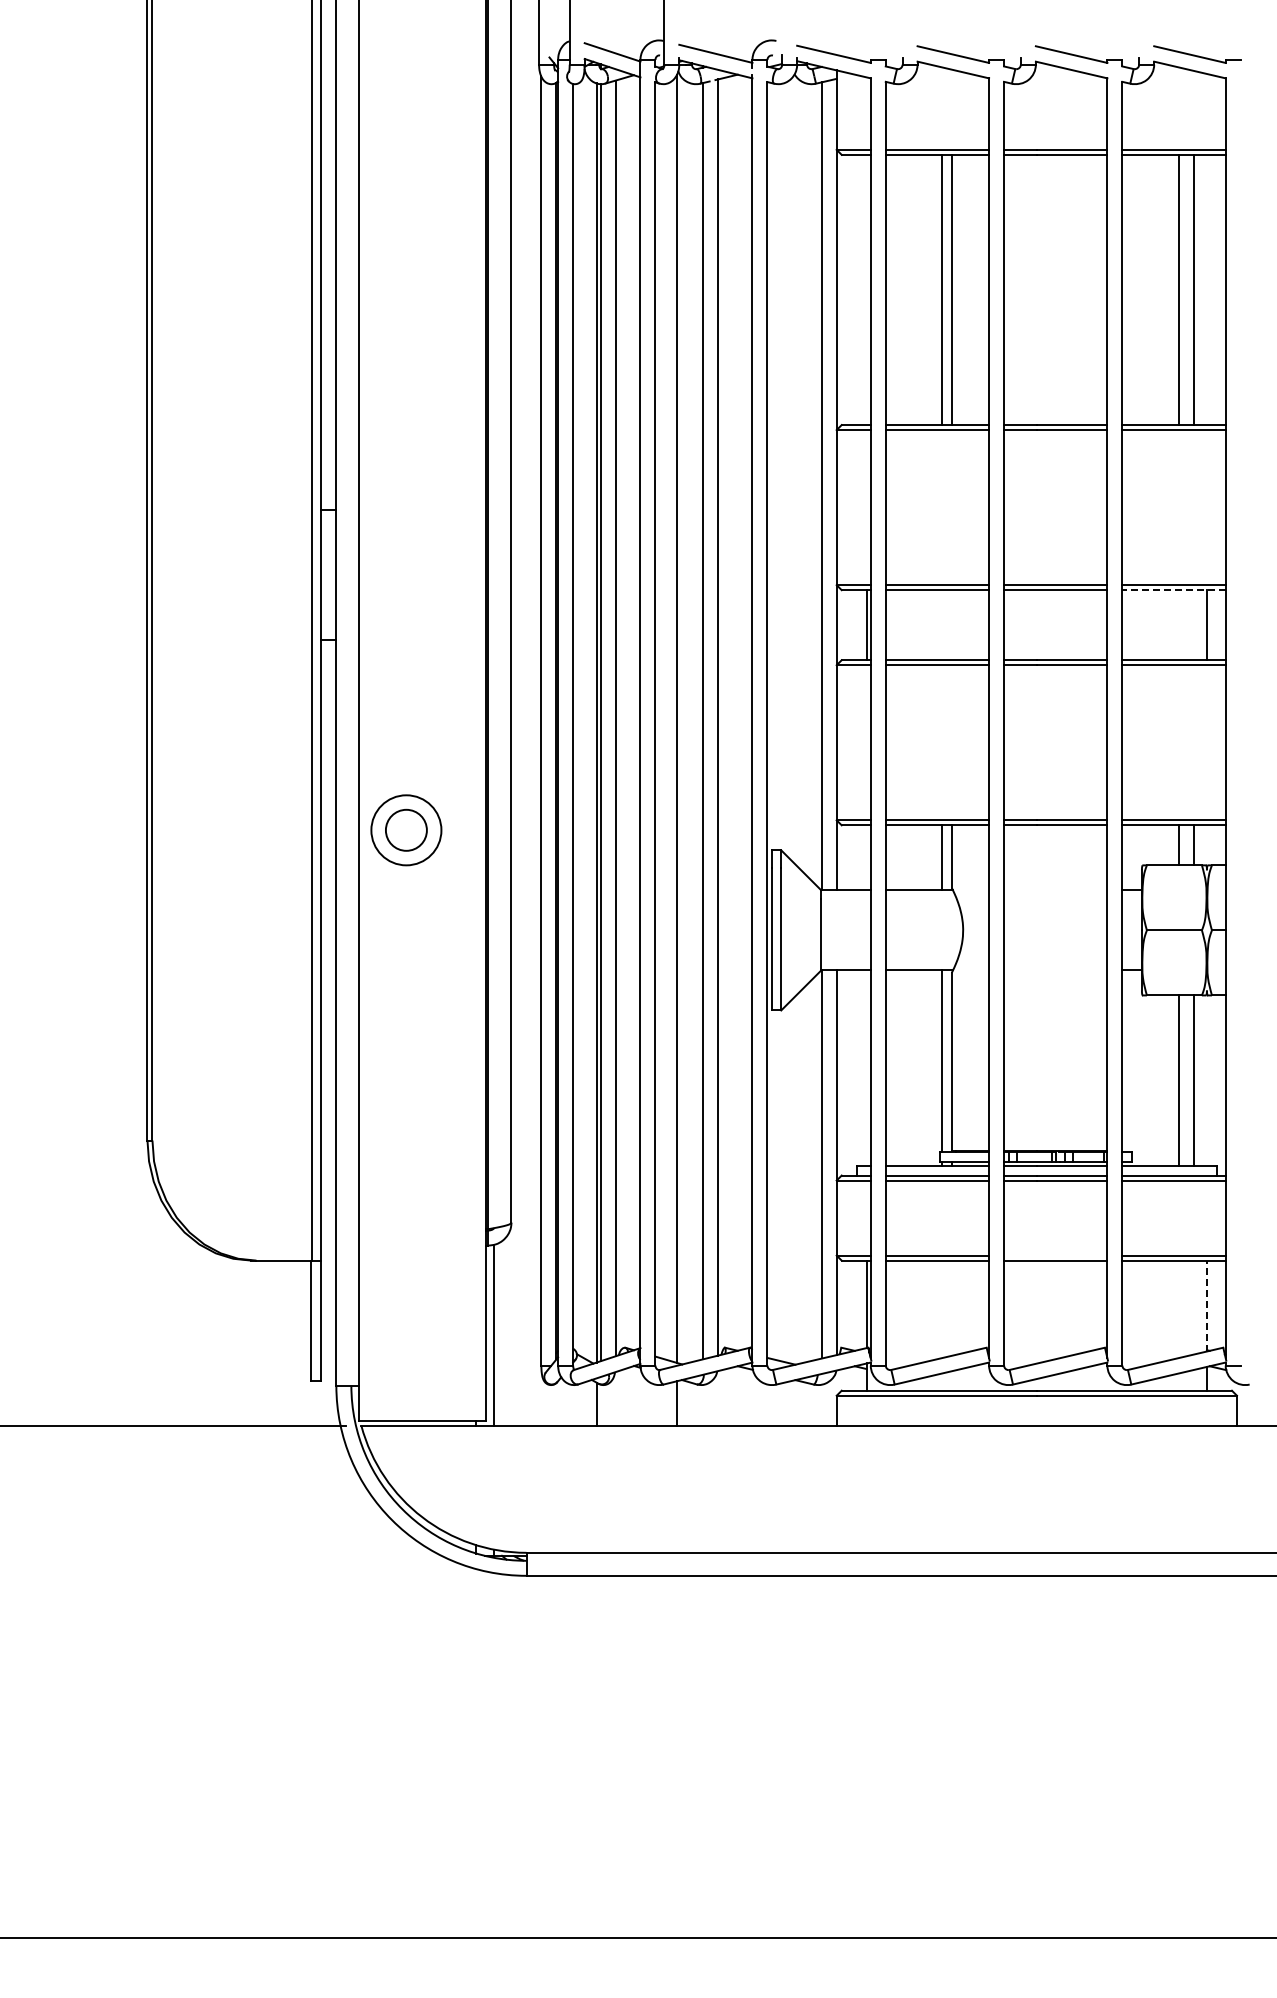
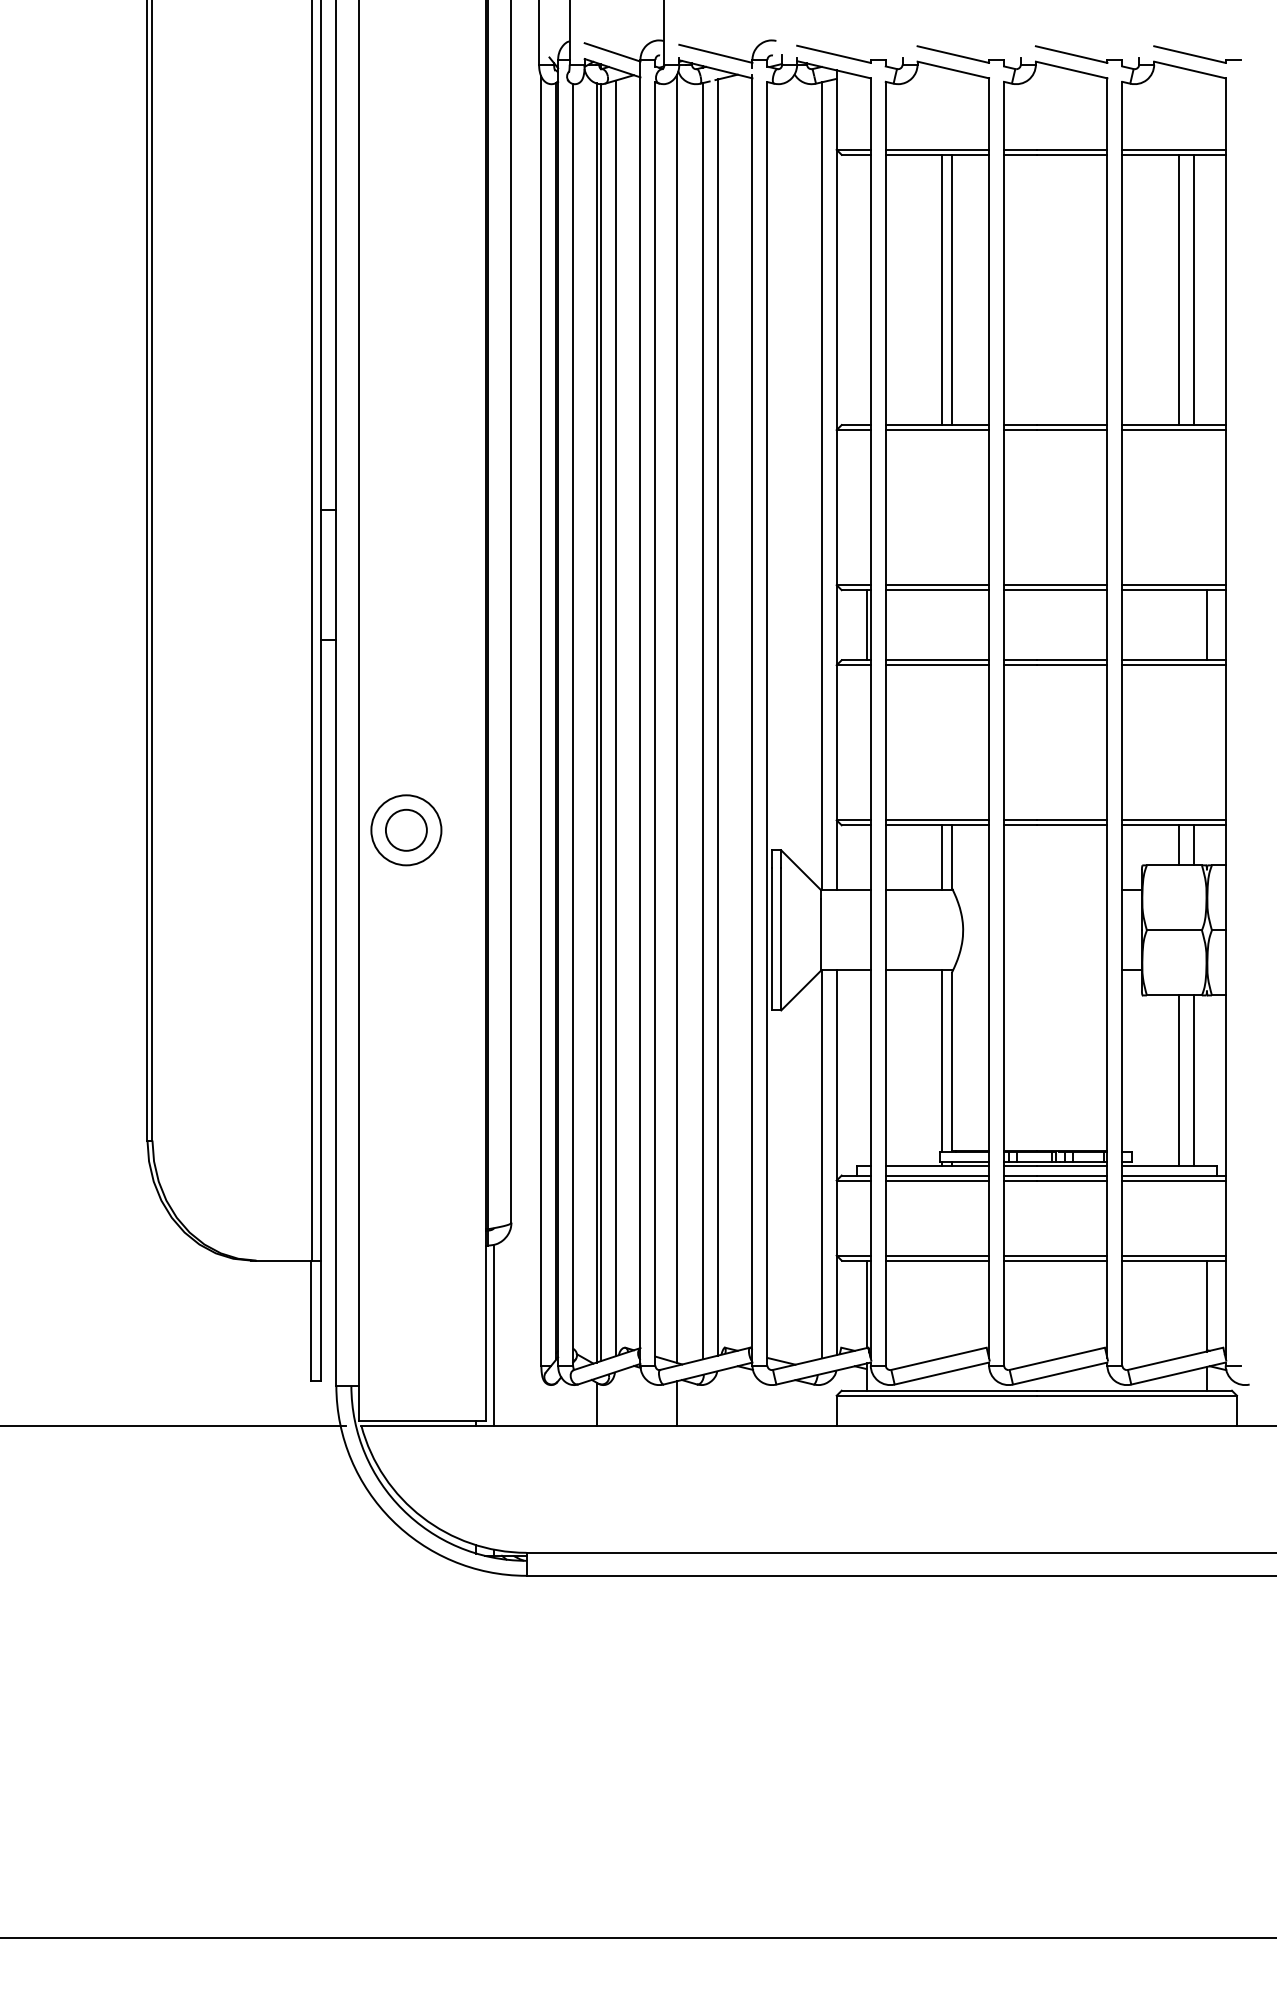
line: dashed -> solid (1174, 590)
line: none -> present (1055, 1255)
line: dashed -> solid (1206, 1305)
